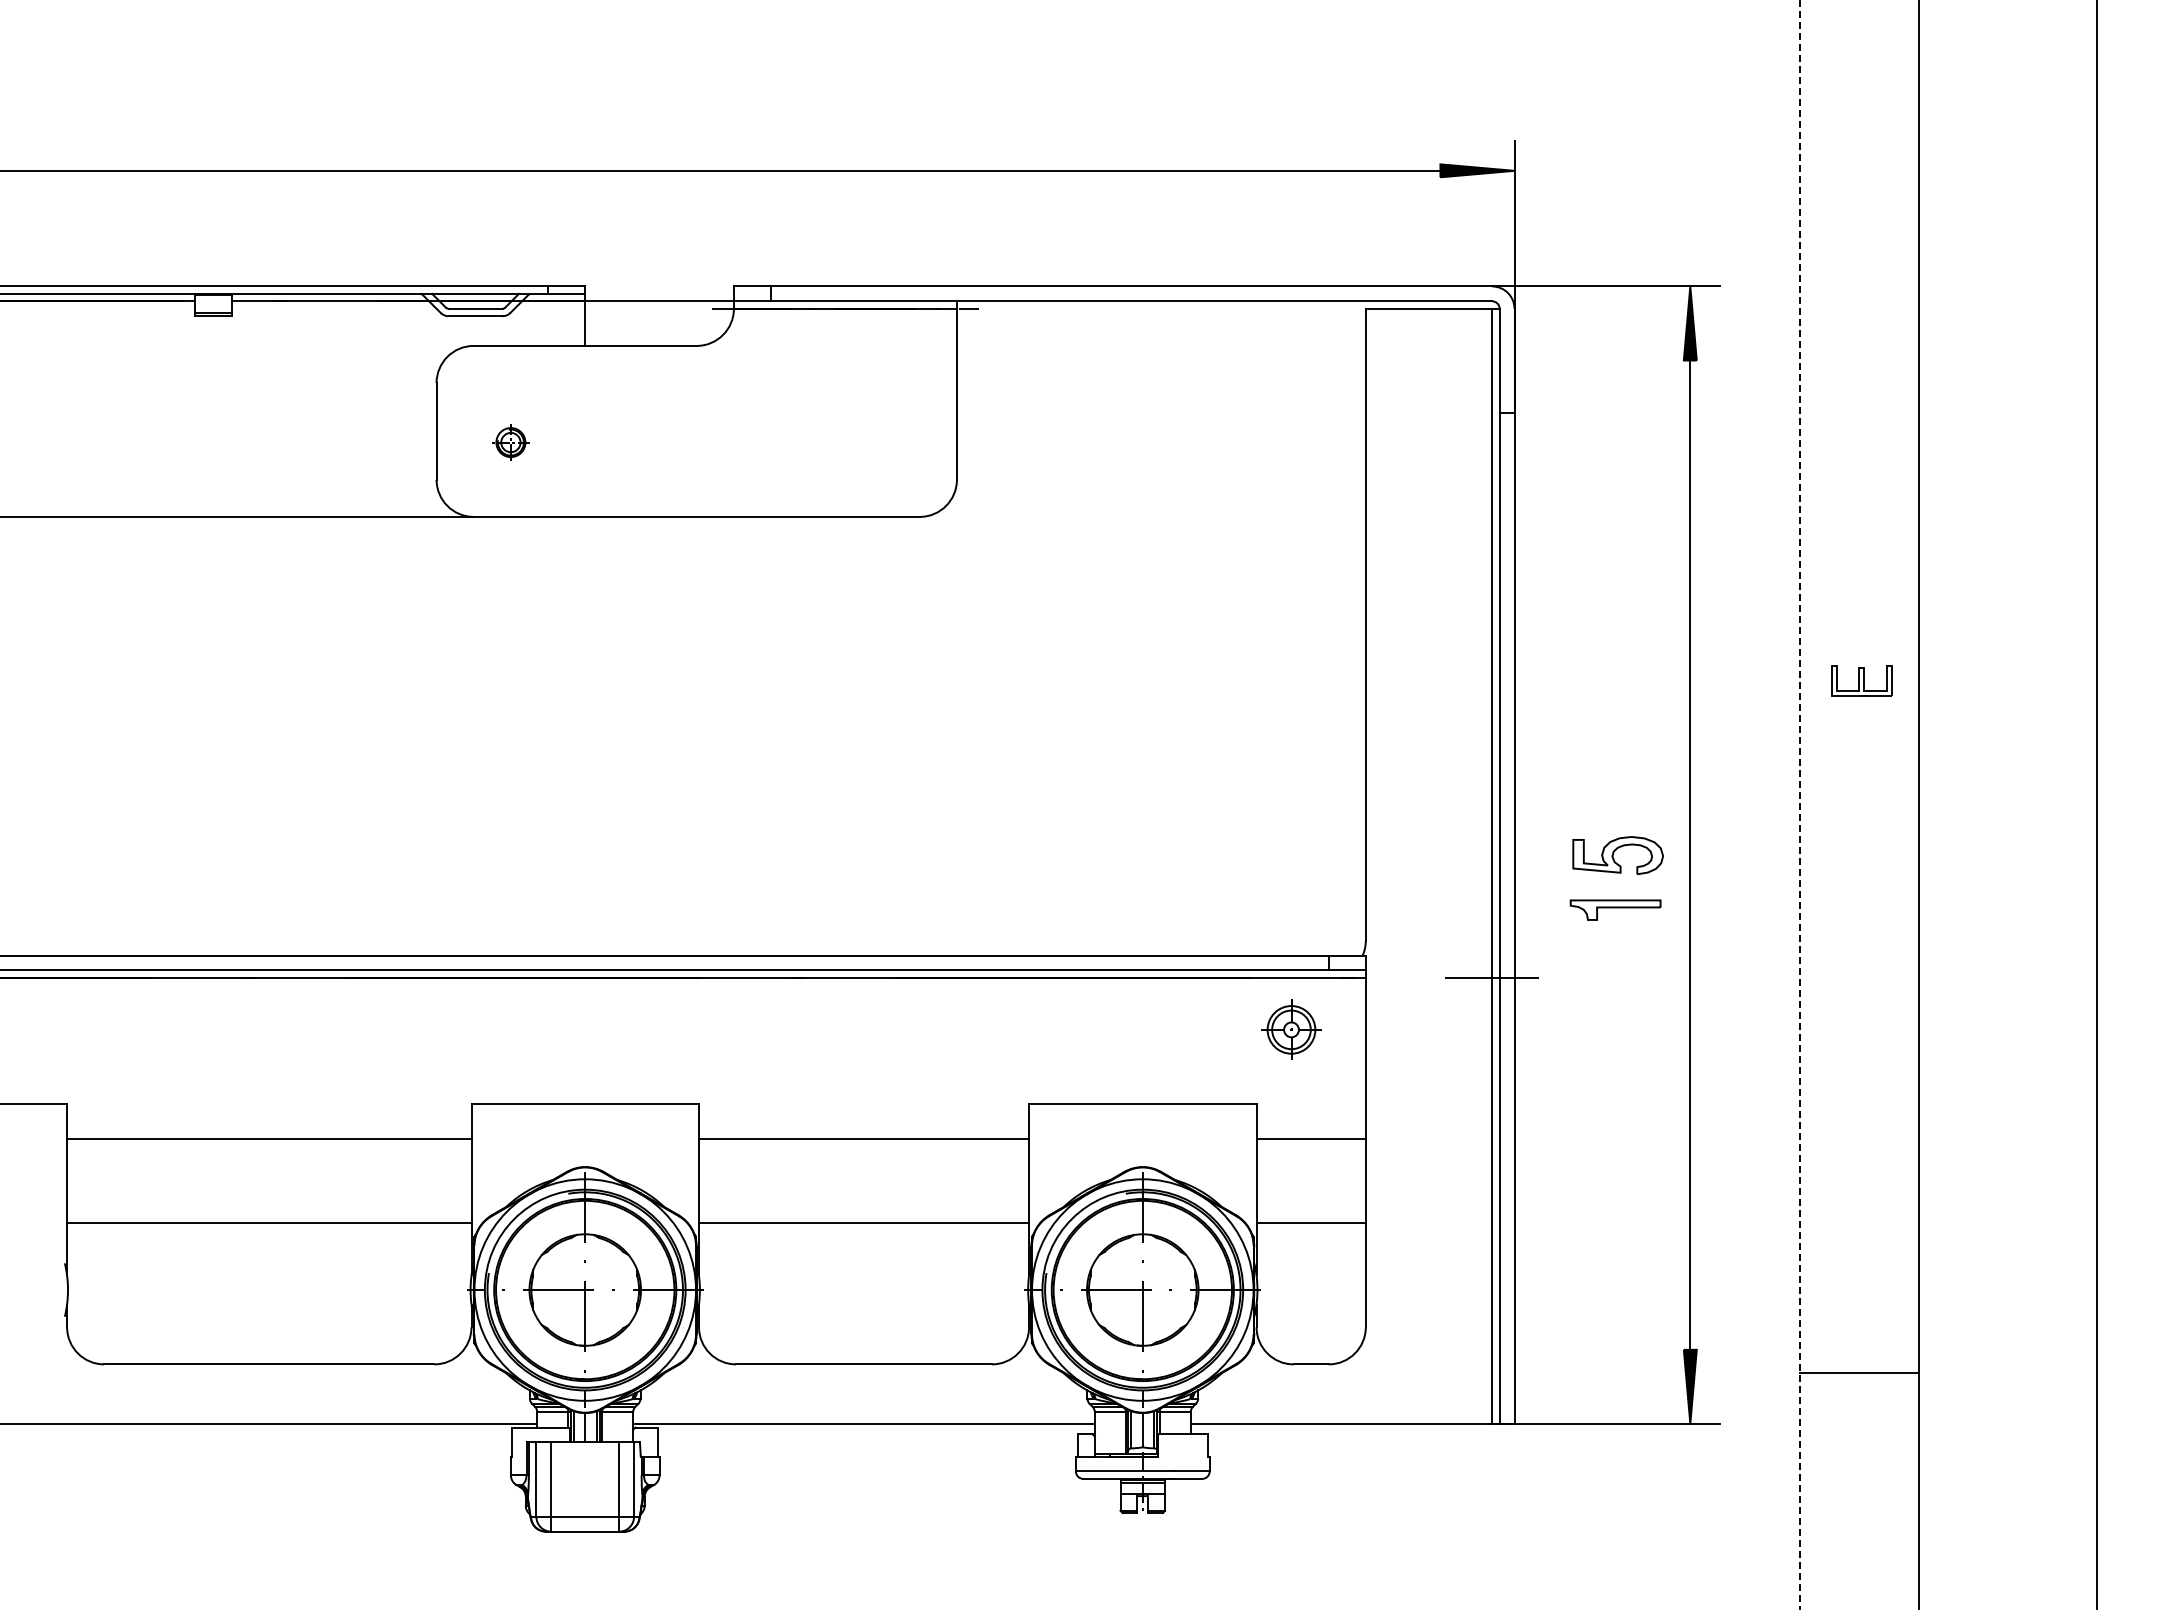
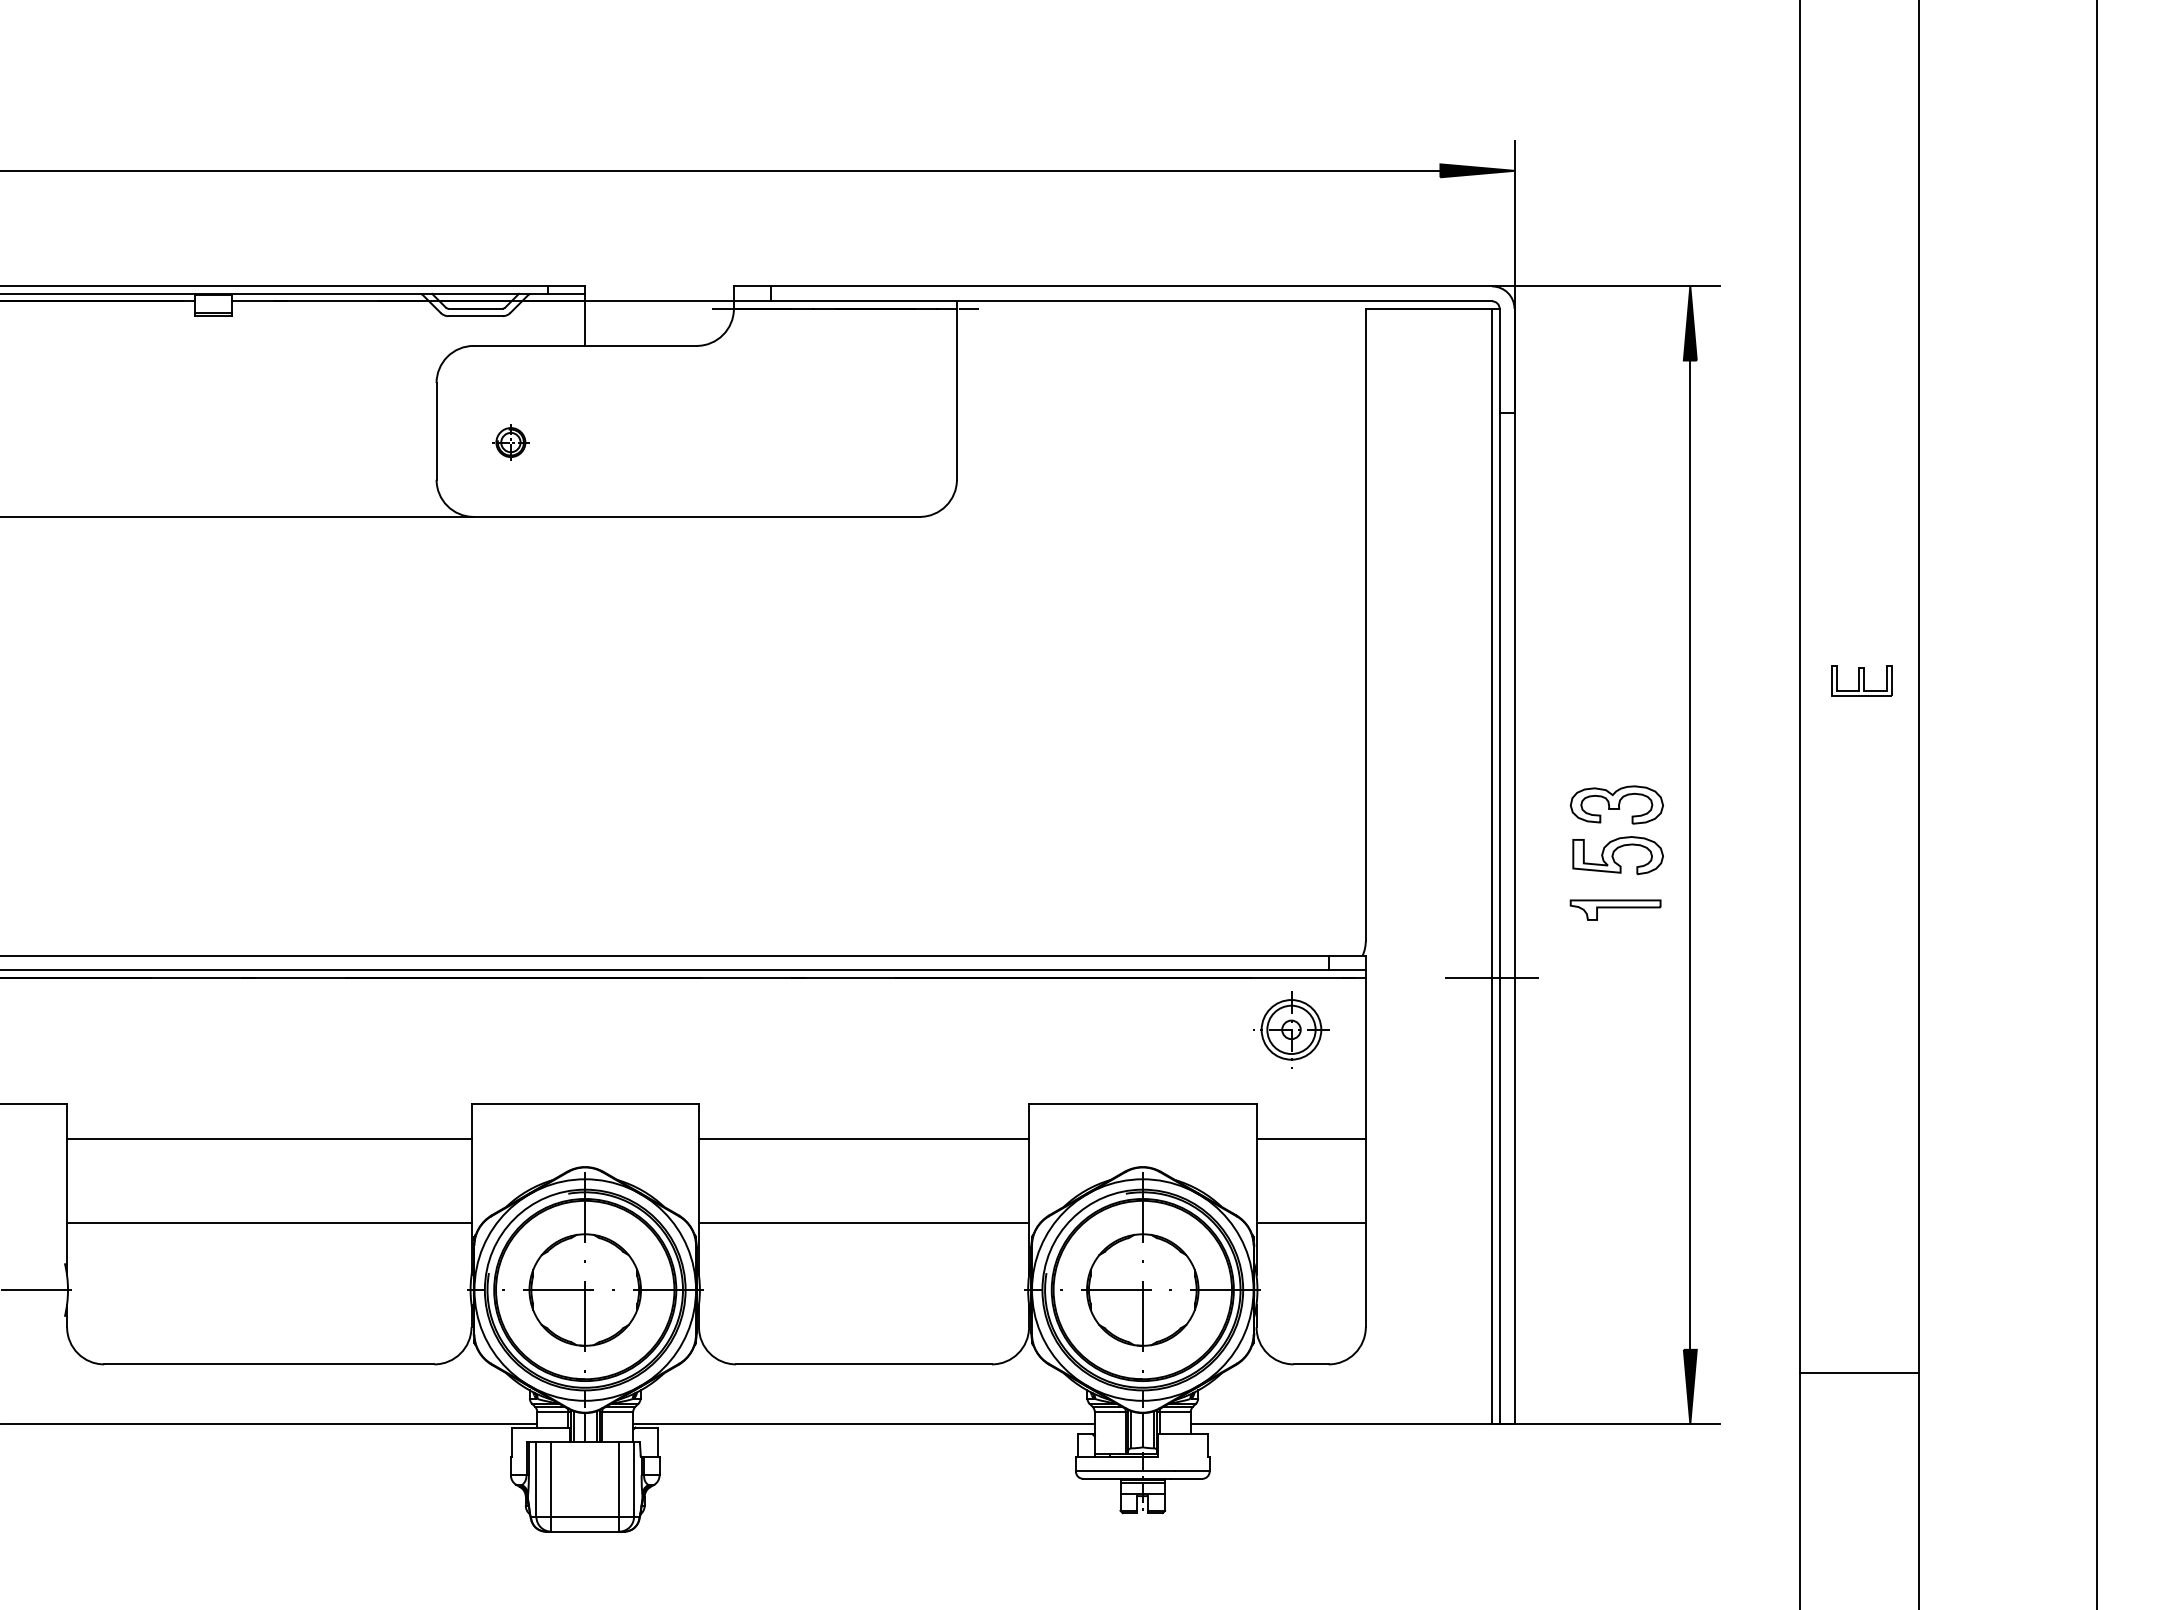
part: none -> present (1616, 804)
line: dashed -> solid (1799, 804)
part size: 61x61 px -> 77x78 px (1291, 1029)
line: none -> present (36, 1290)
